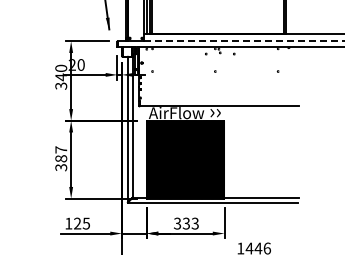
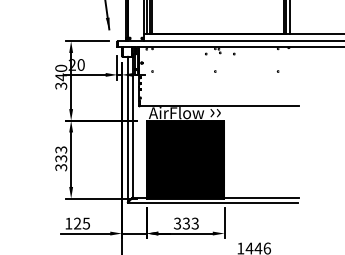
line: none -> present (289, 18)
line: dashed -> solid (244, 41)
text: 387 -> 333 (61, 154)
